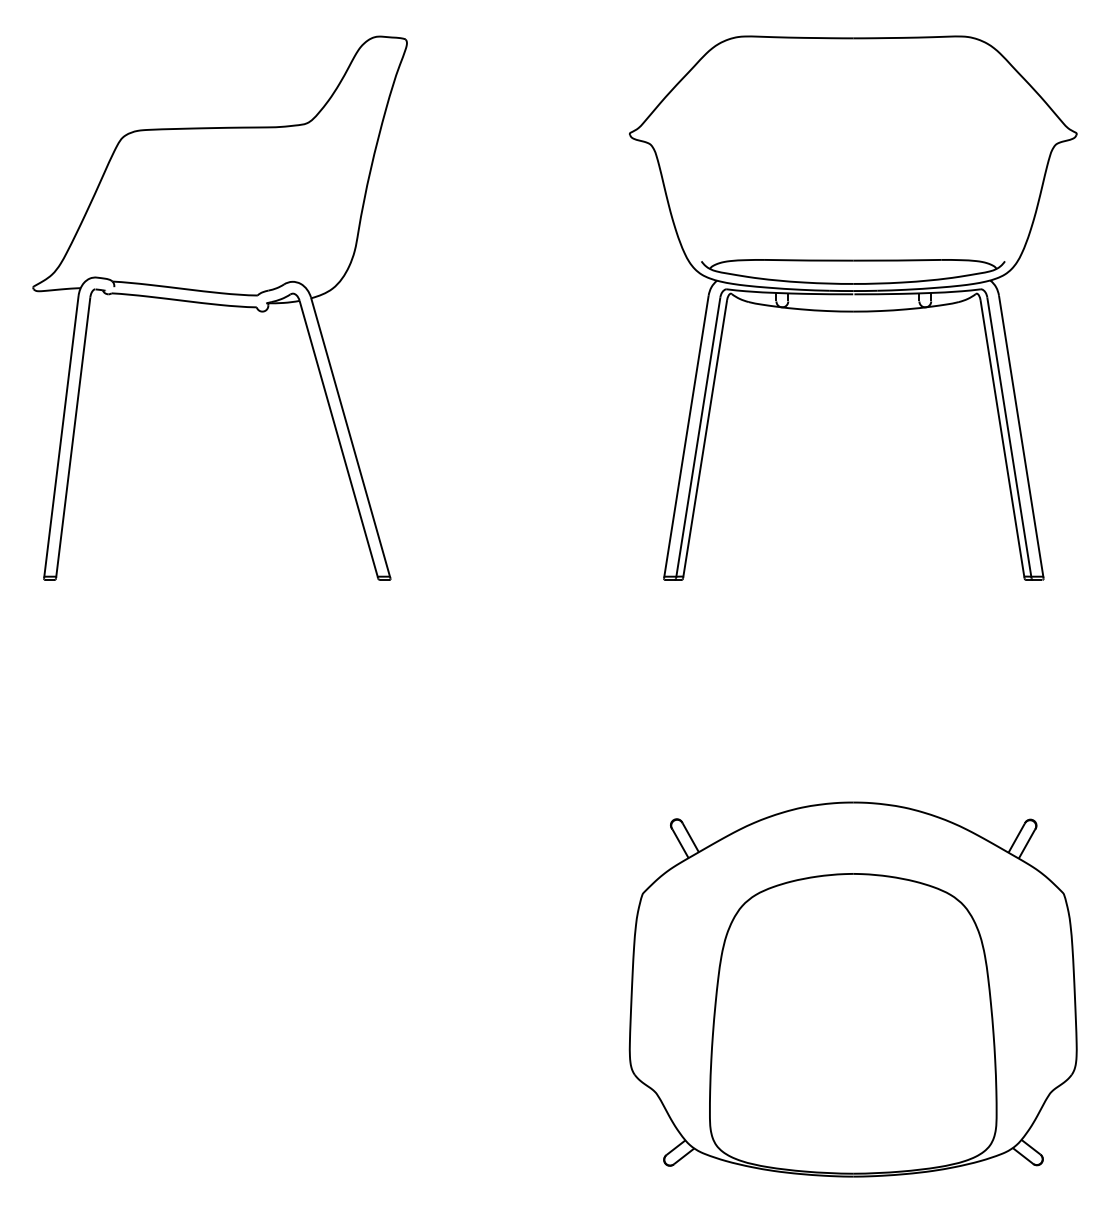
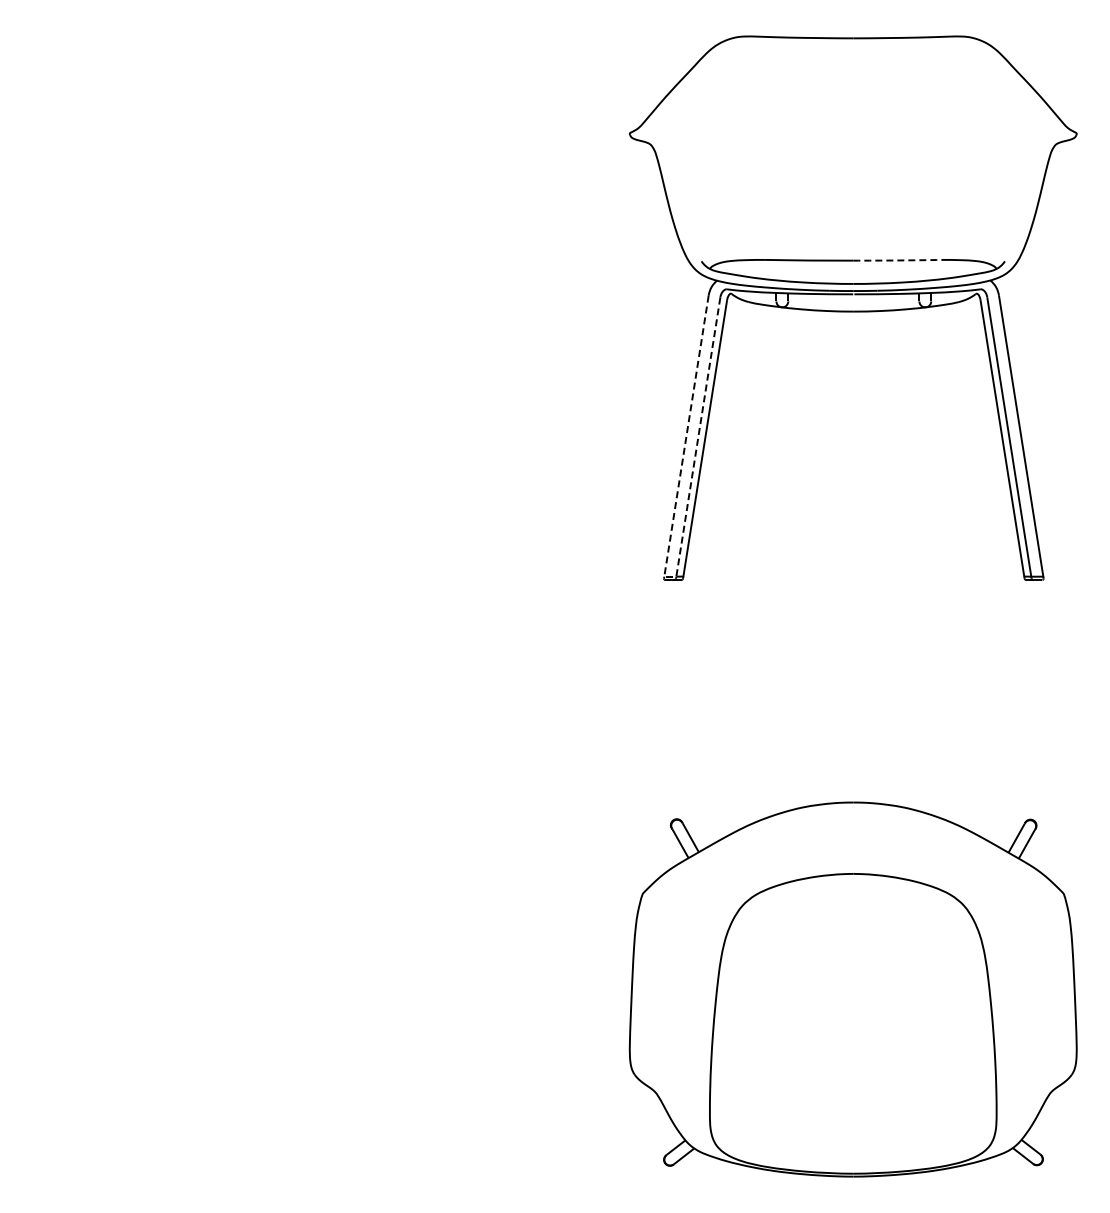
arc: solid -> dashed (897, 260)
part: present -> none (219, 307)
line: solid -> dashed (668, 576)
